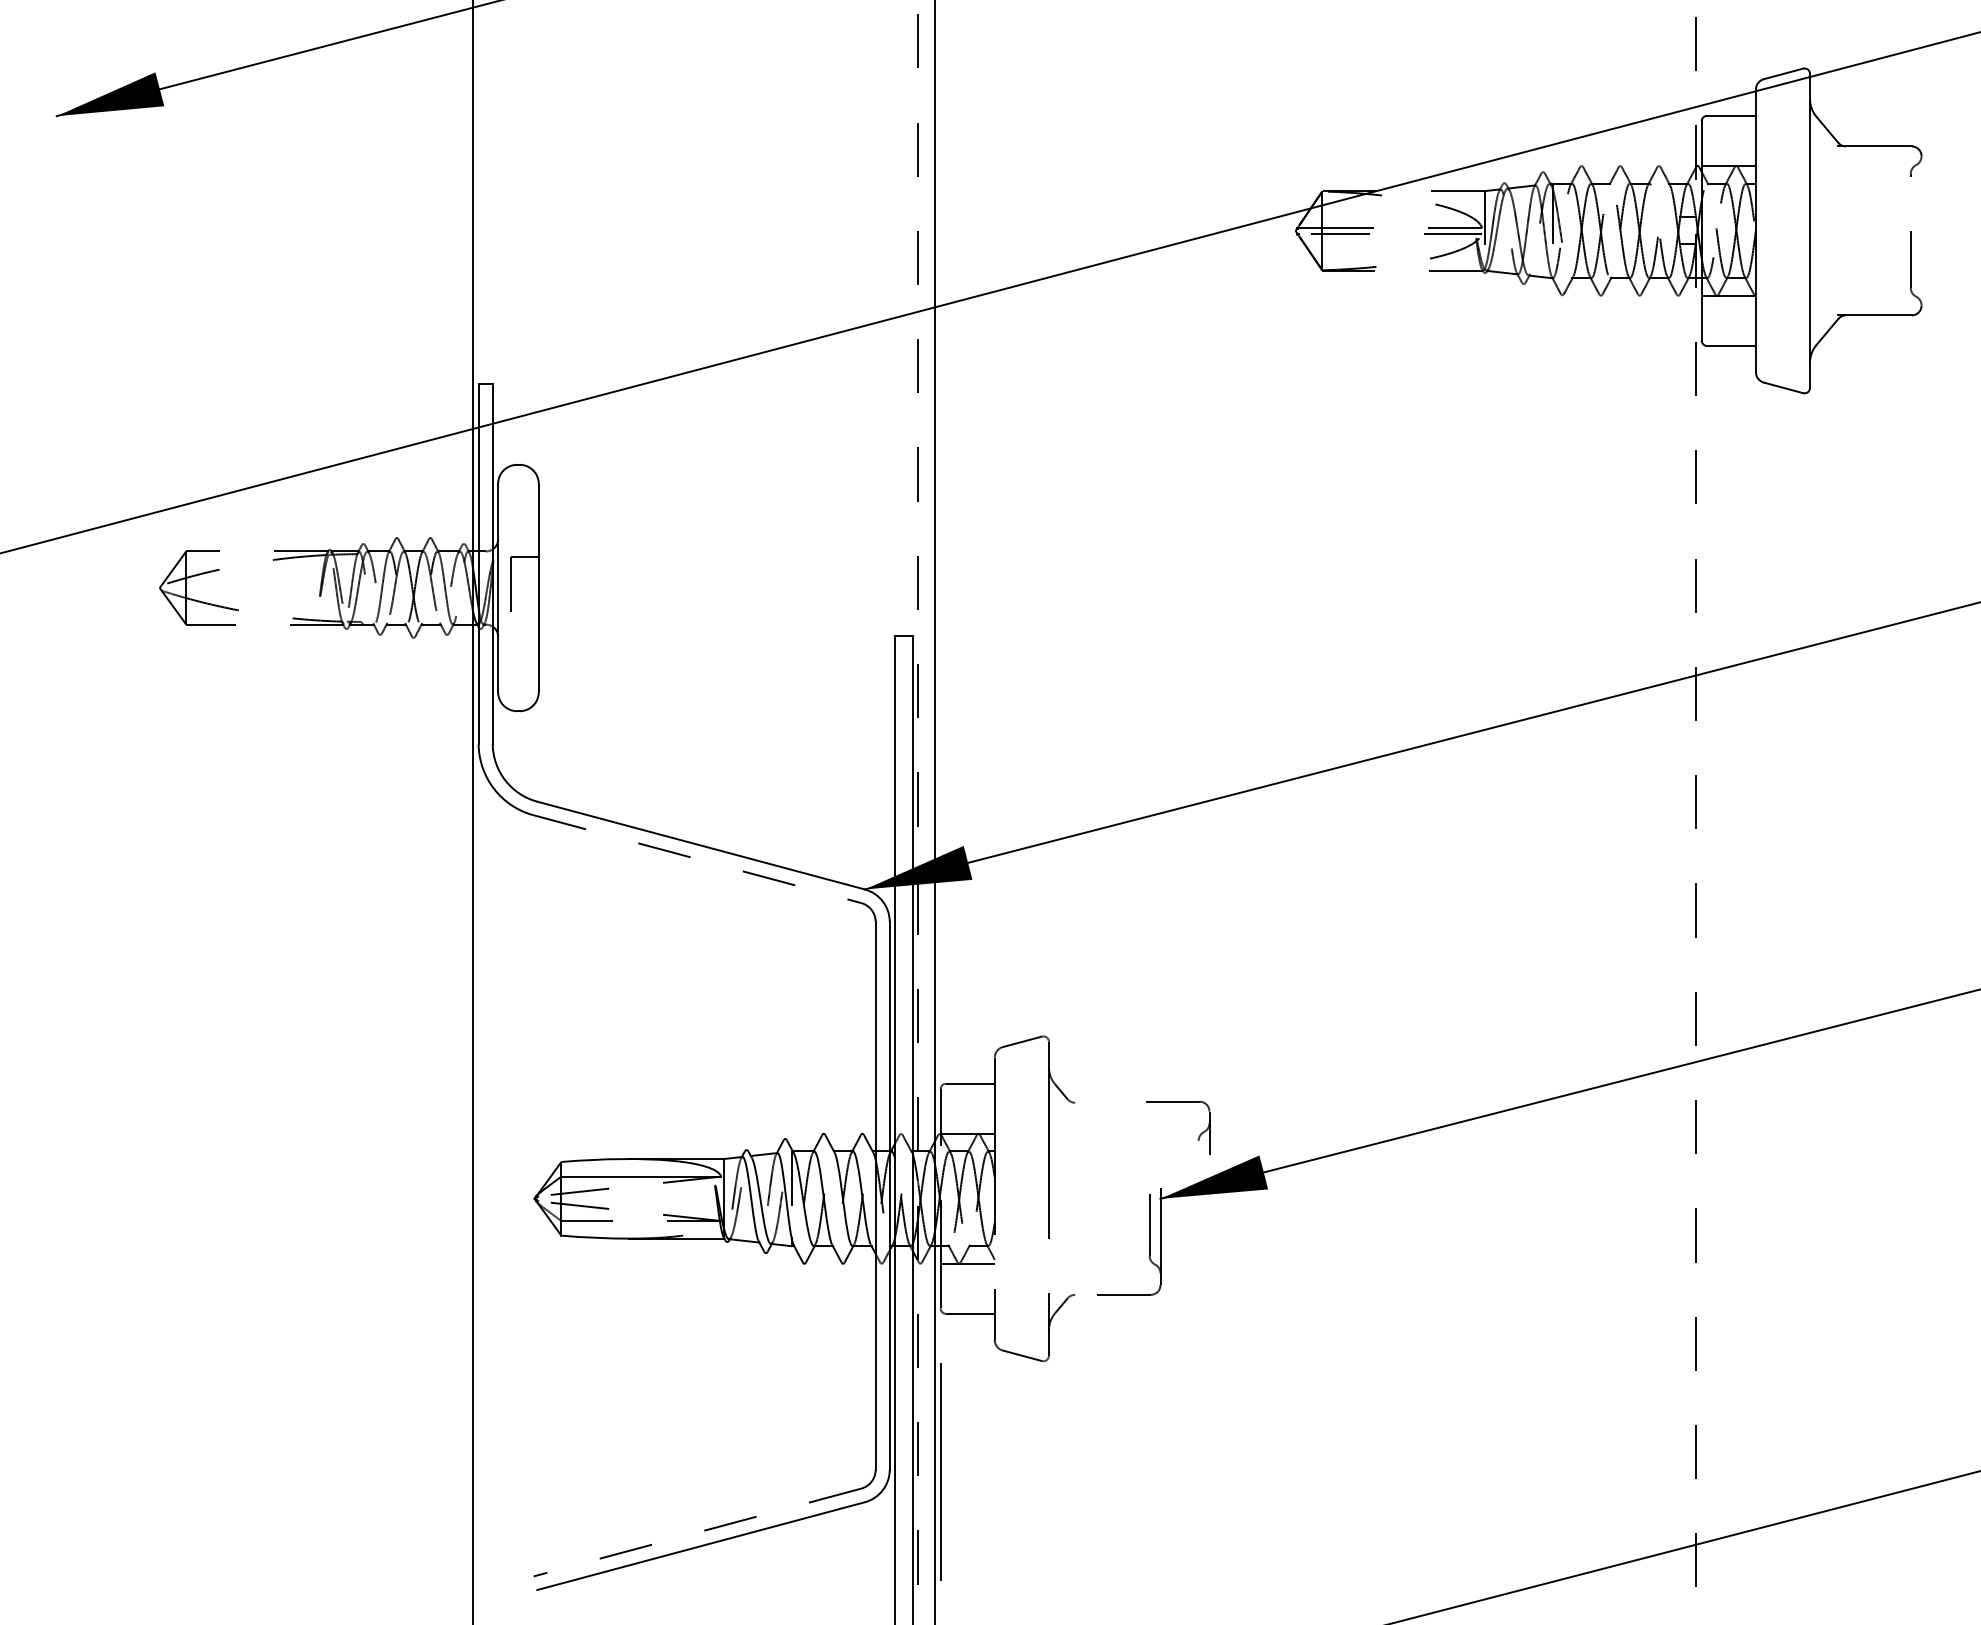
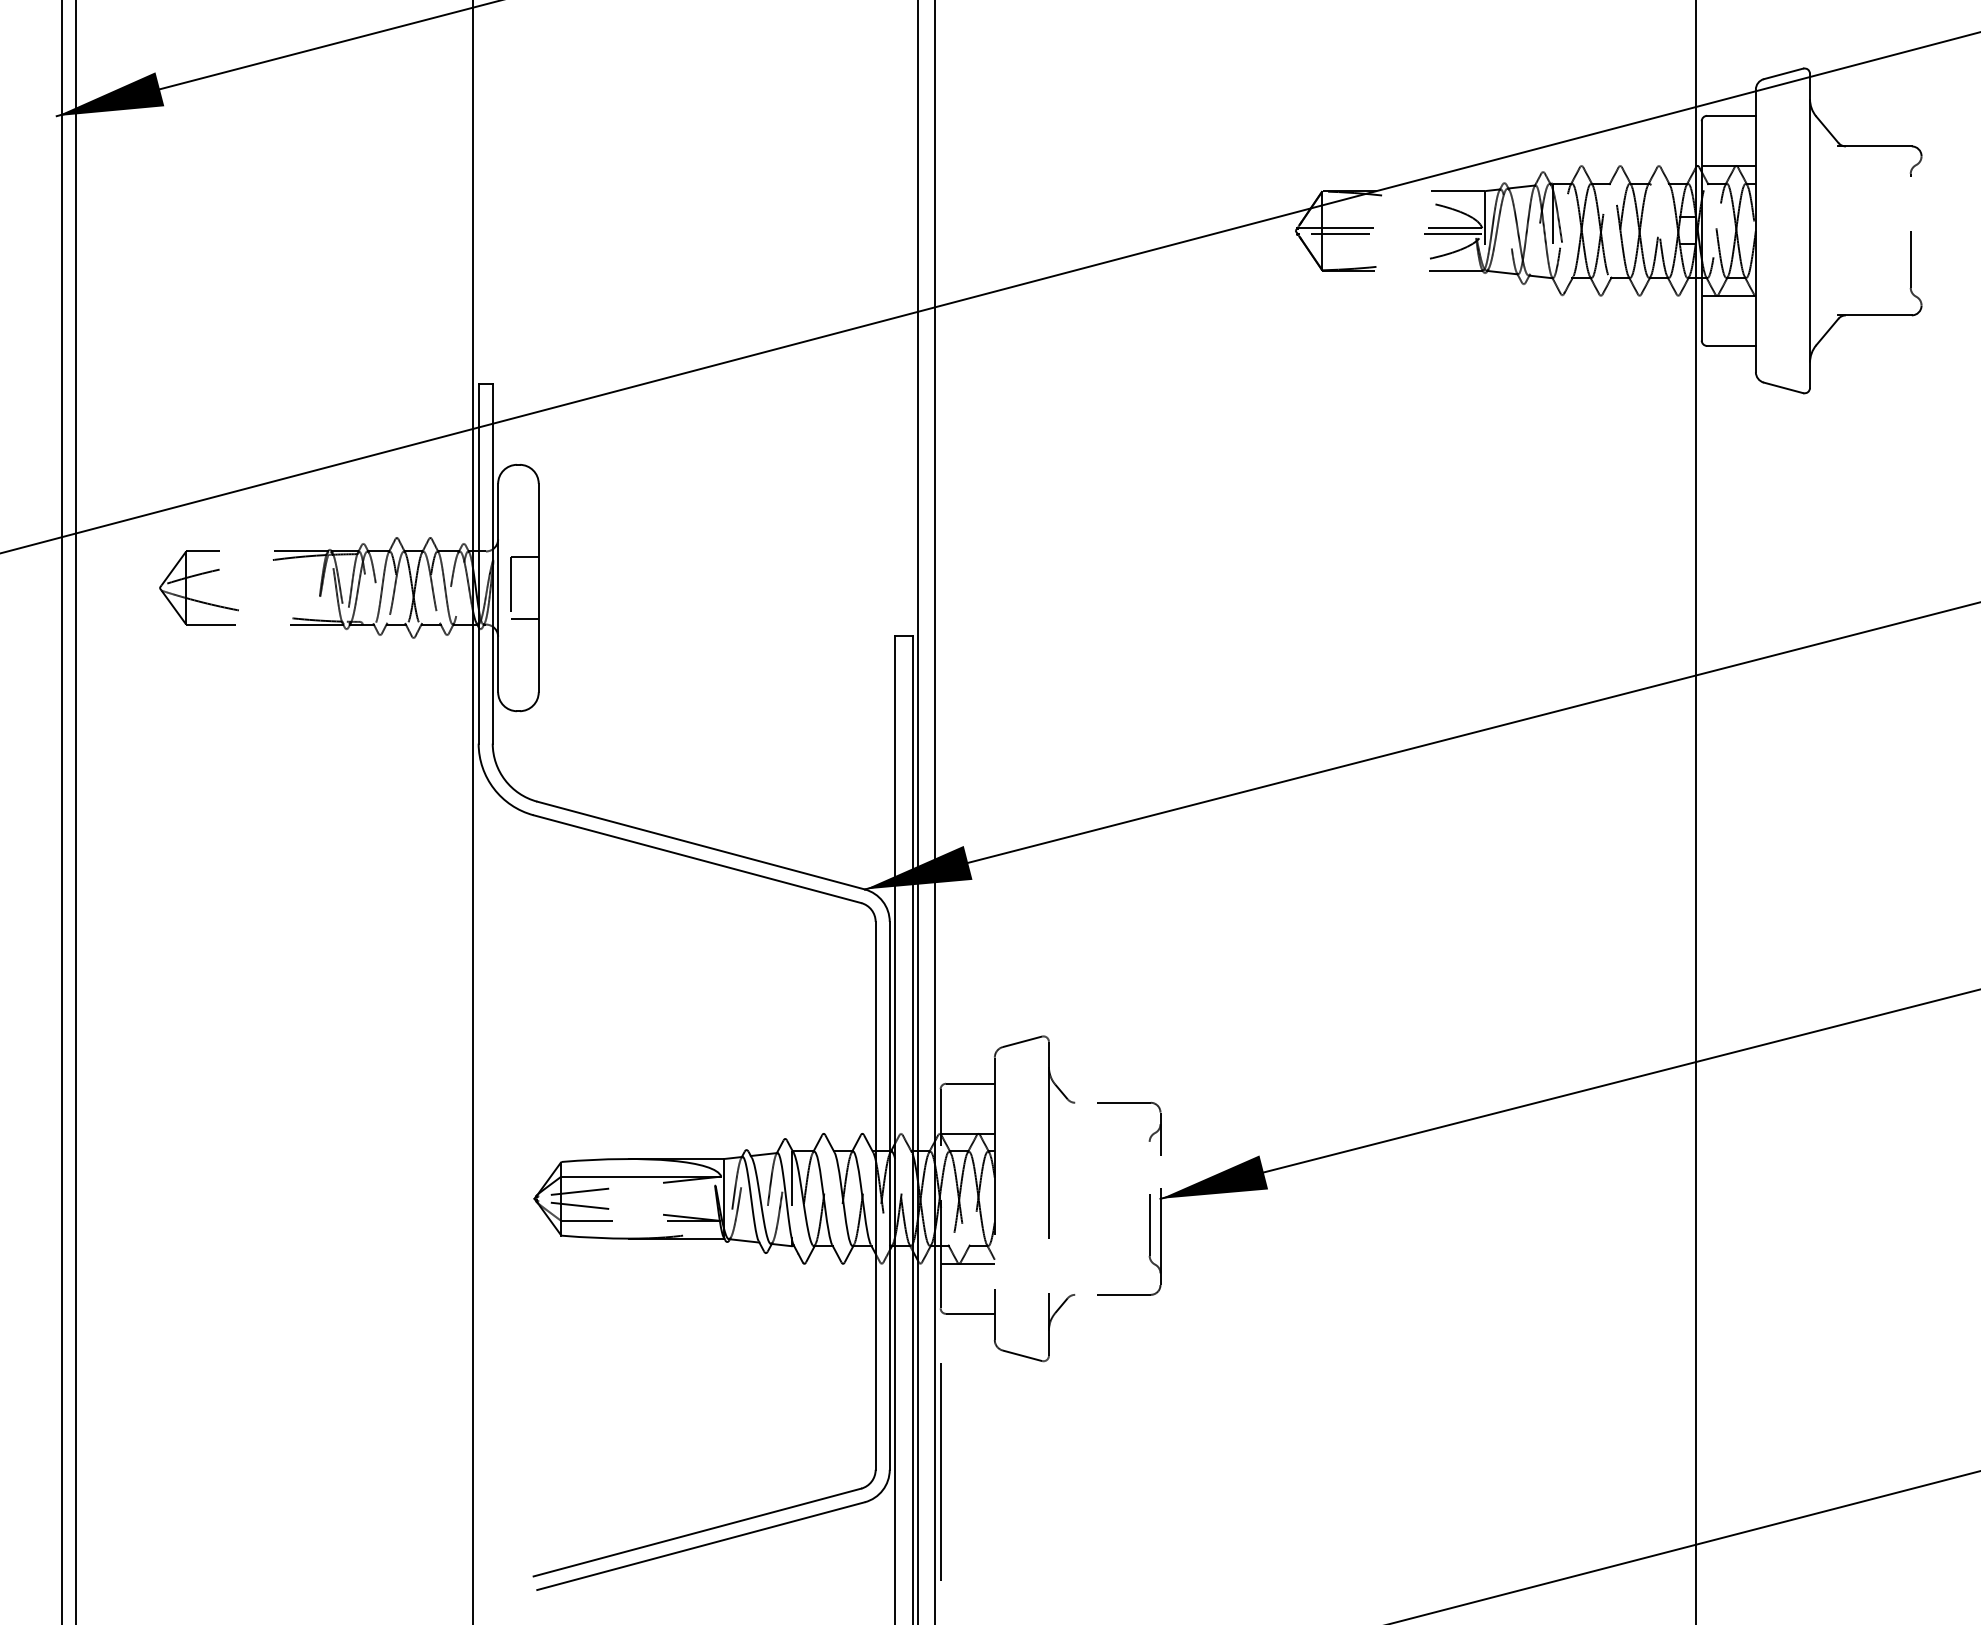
line: none -> present (524, 618)
line: none -> present (62, 811)
line: none -> present (76, 811)
line: dashed -> solid (917, 811)
line: dashed -> solid (1696, 813)
line: dashed -> solid (697, 859)
part position: (1198, 1136) -> (1149, 1137) (1149, 1137)
line: dashed -> solid (697, 1532)
